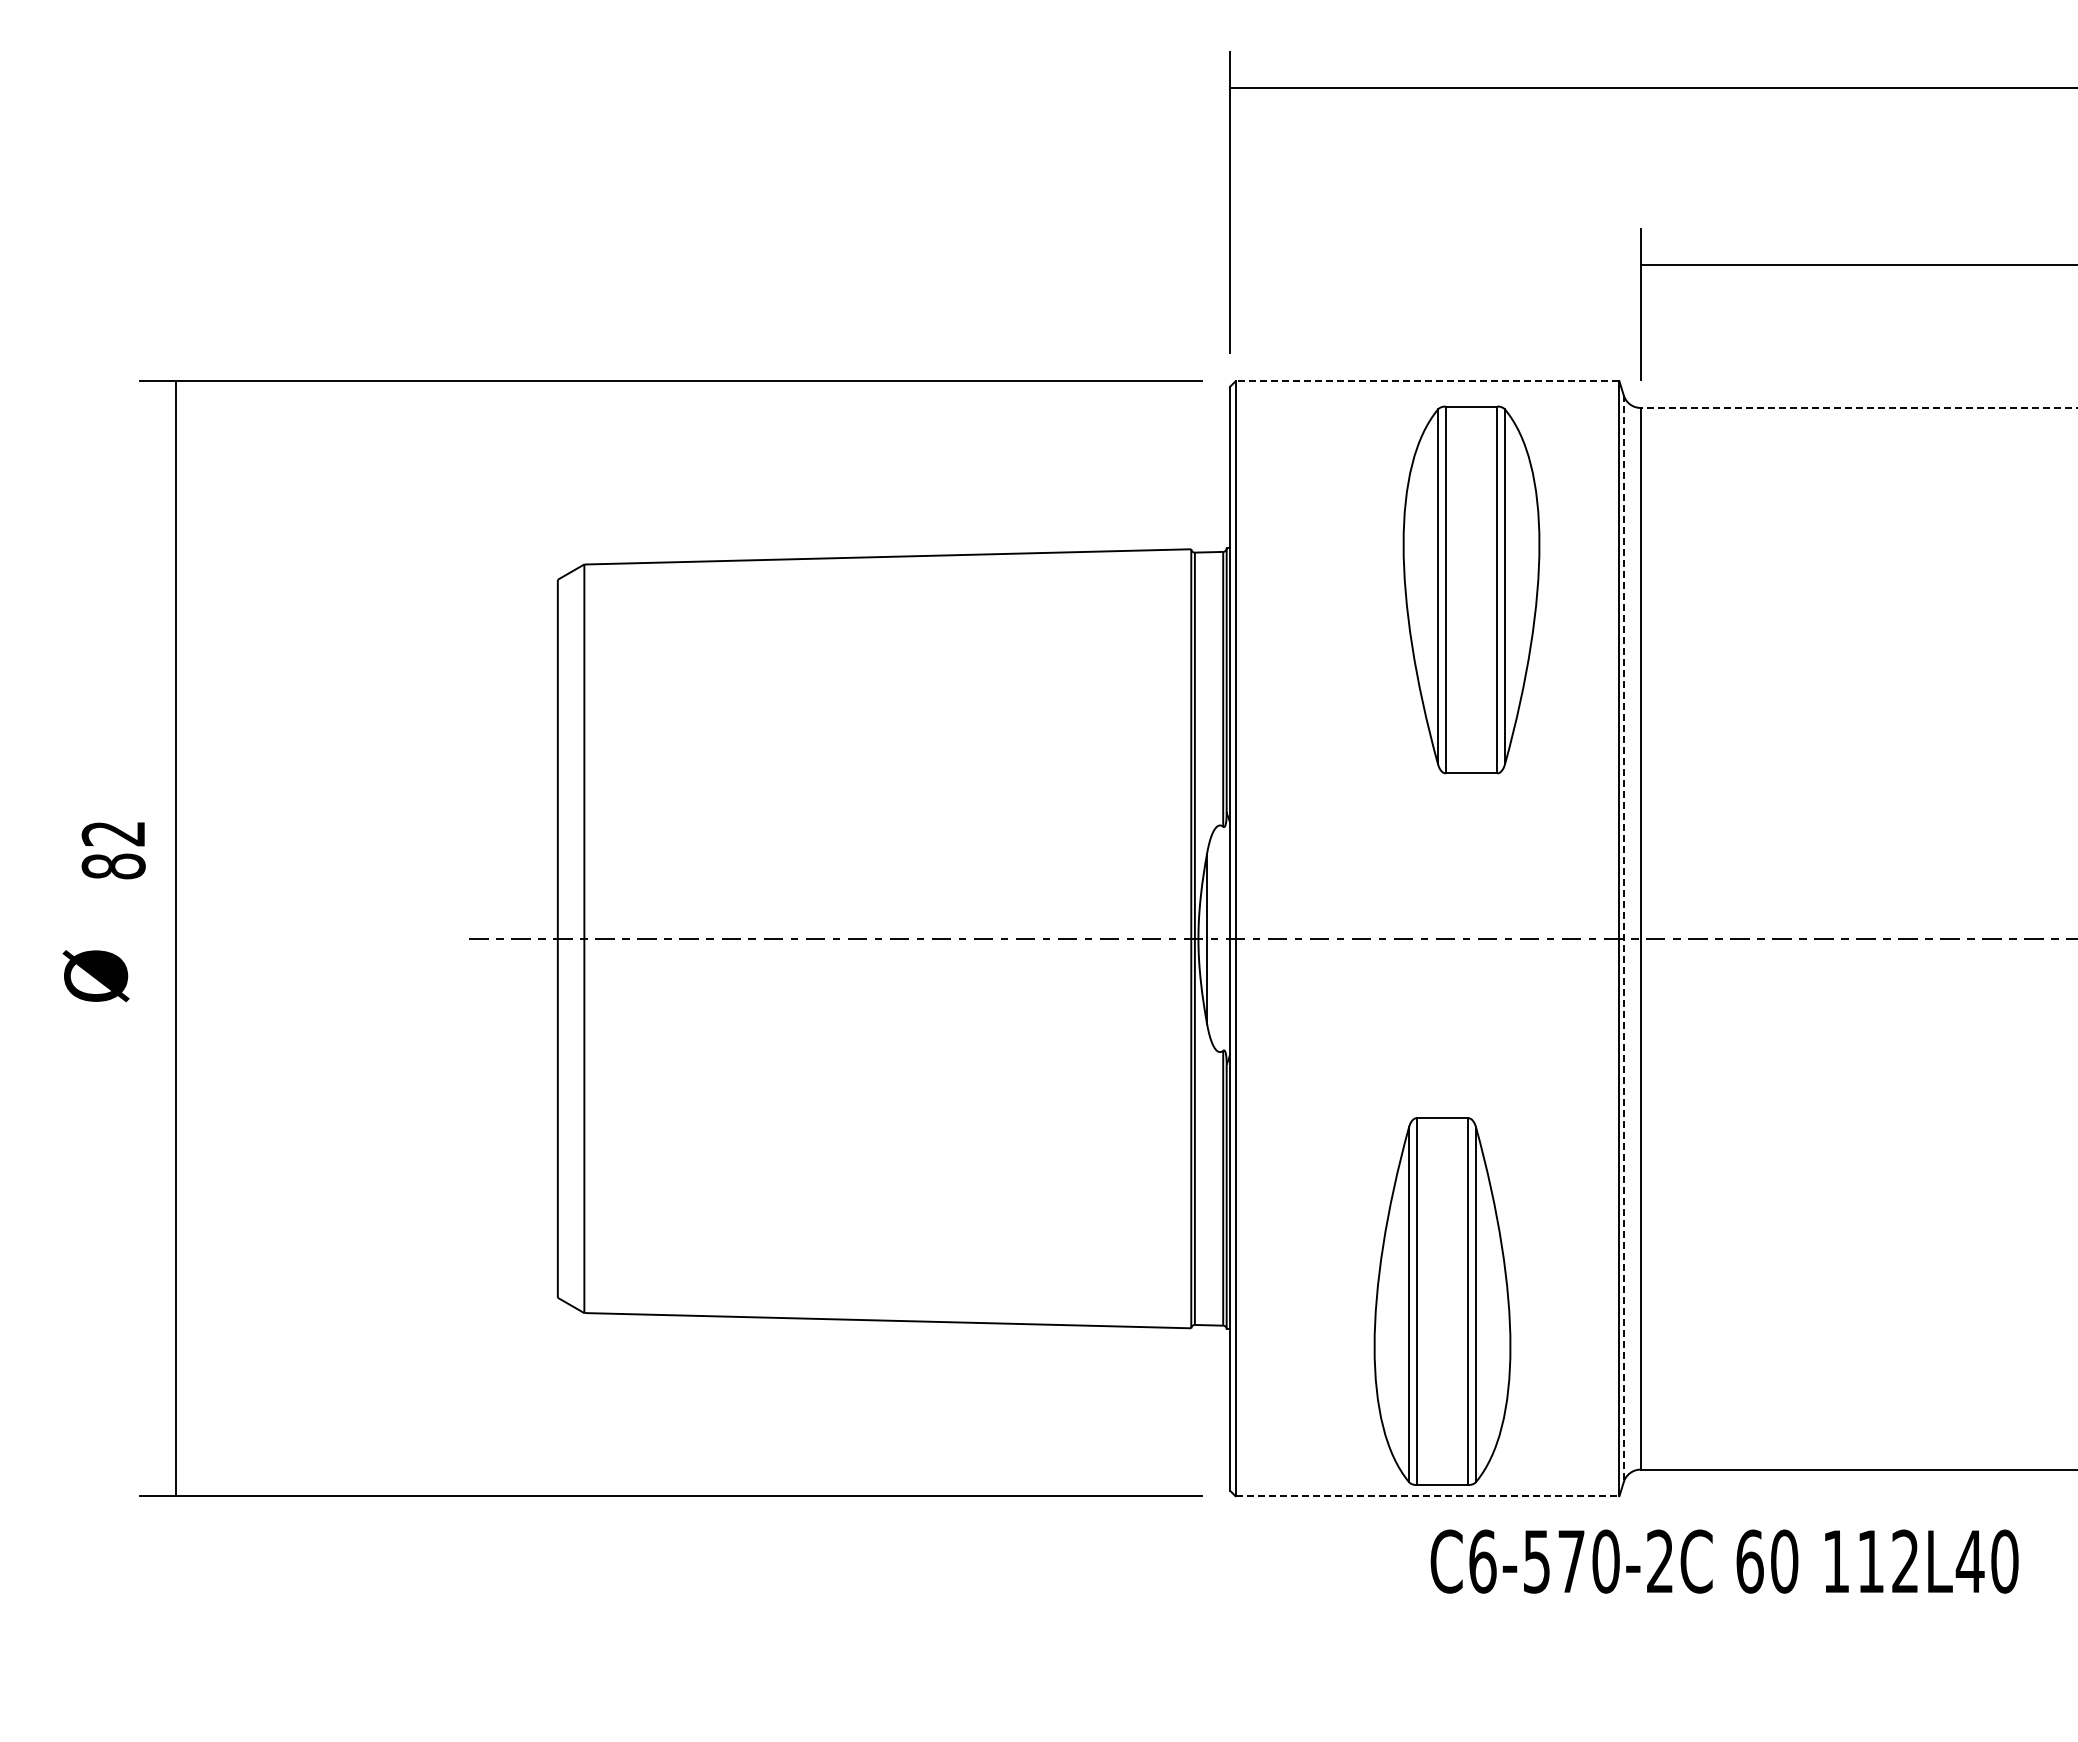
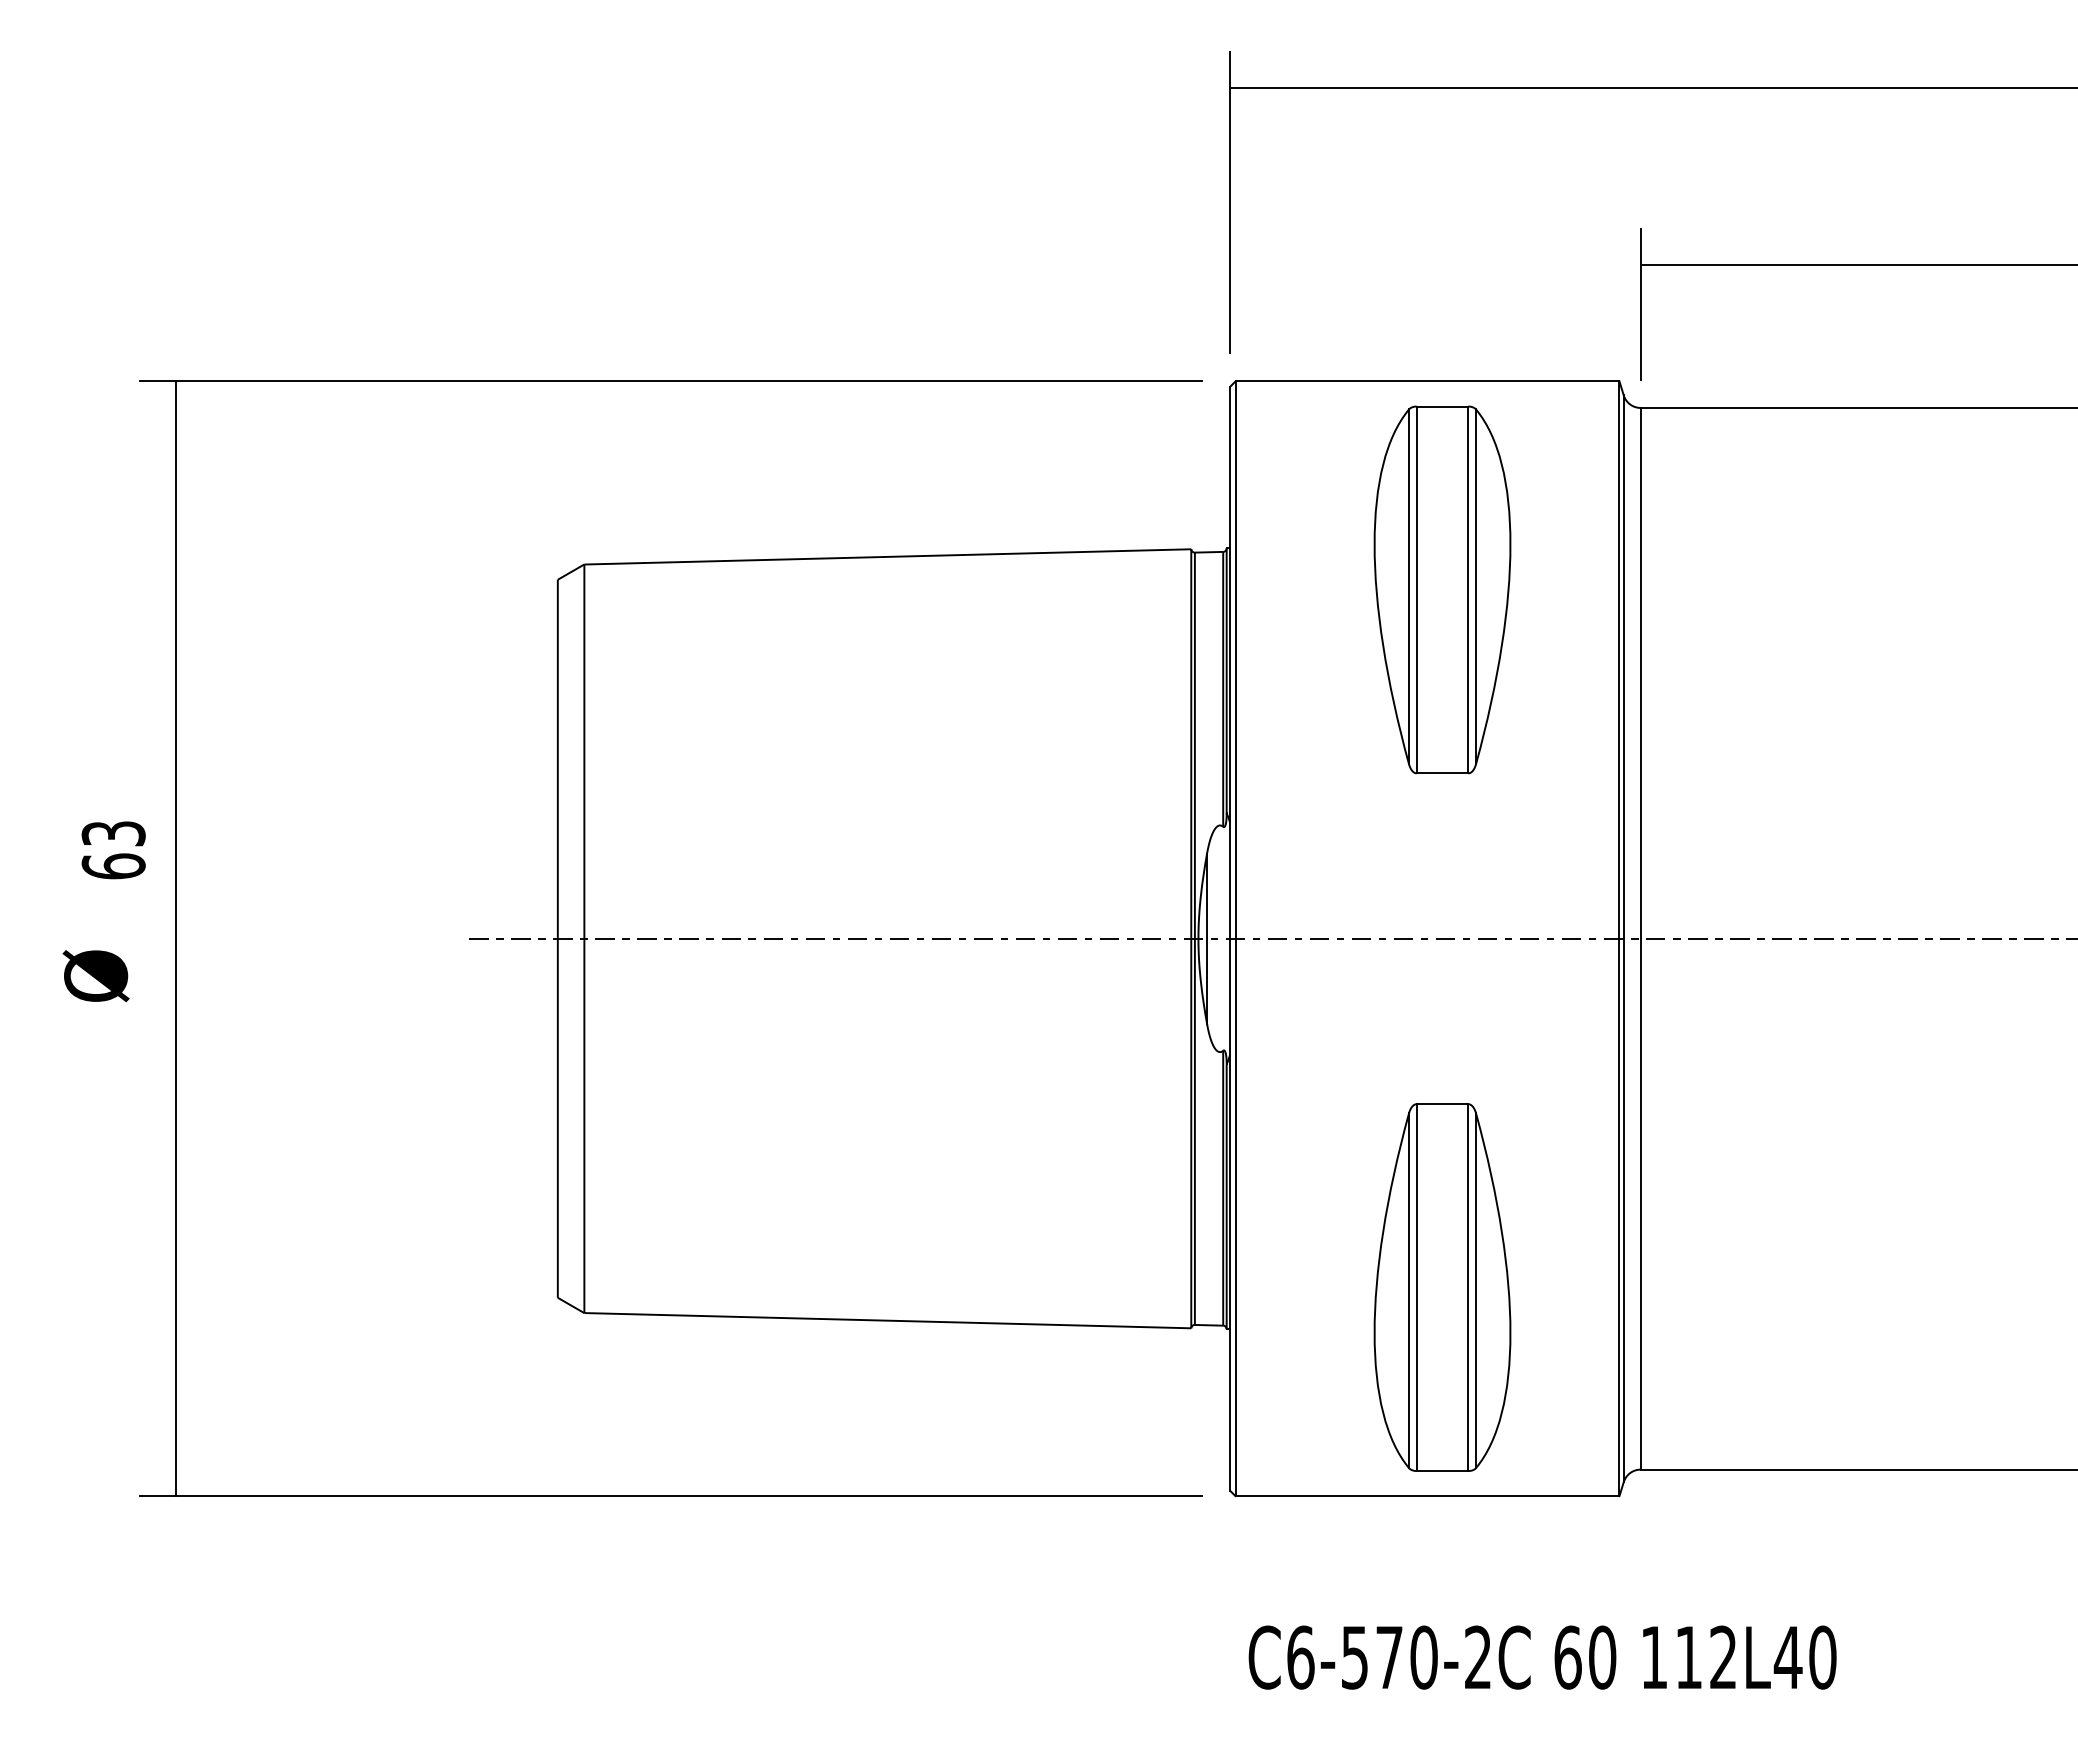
line: dashed -> solid (1427, 381)
line: dashed -> solid (1858, 407)
part position: (1471, 589) -> (1442, 589) (1442, 589)
text: 82 -> 63 (113, 850)
line: dashed -> solid (1623, 939)
part position: (1442, 1301) -> (1442, 1287) (1442, 1287)
line: dashed -> solid (1427, 1496)
text position: (1724, 1561) -> (1542, 1657) (1542, 1657)
